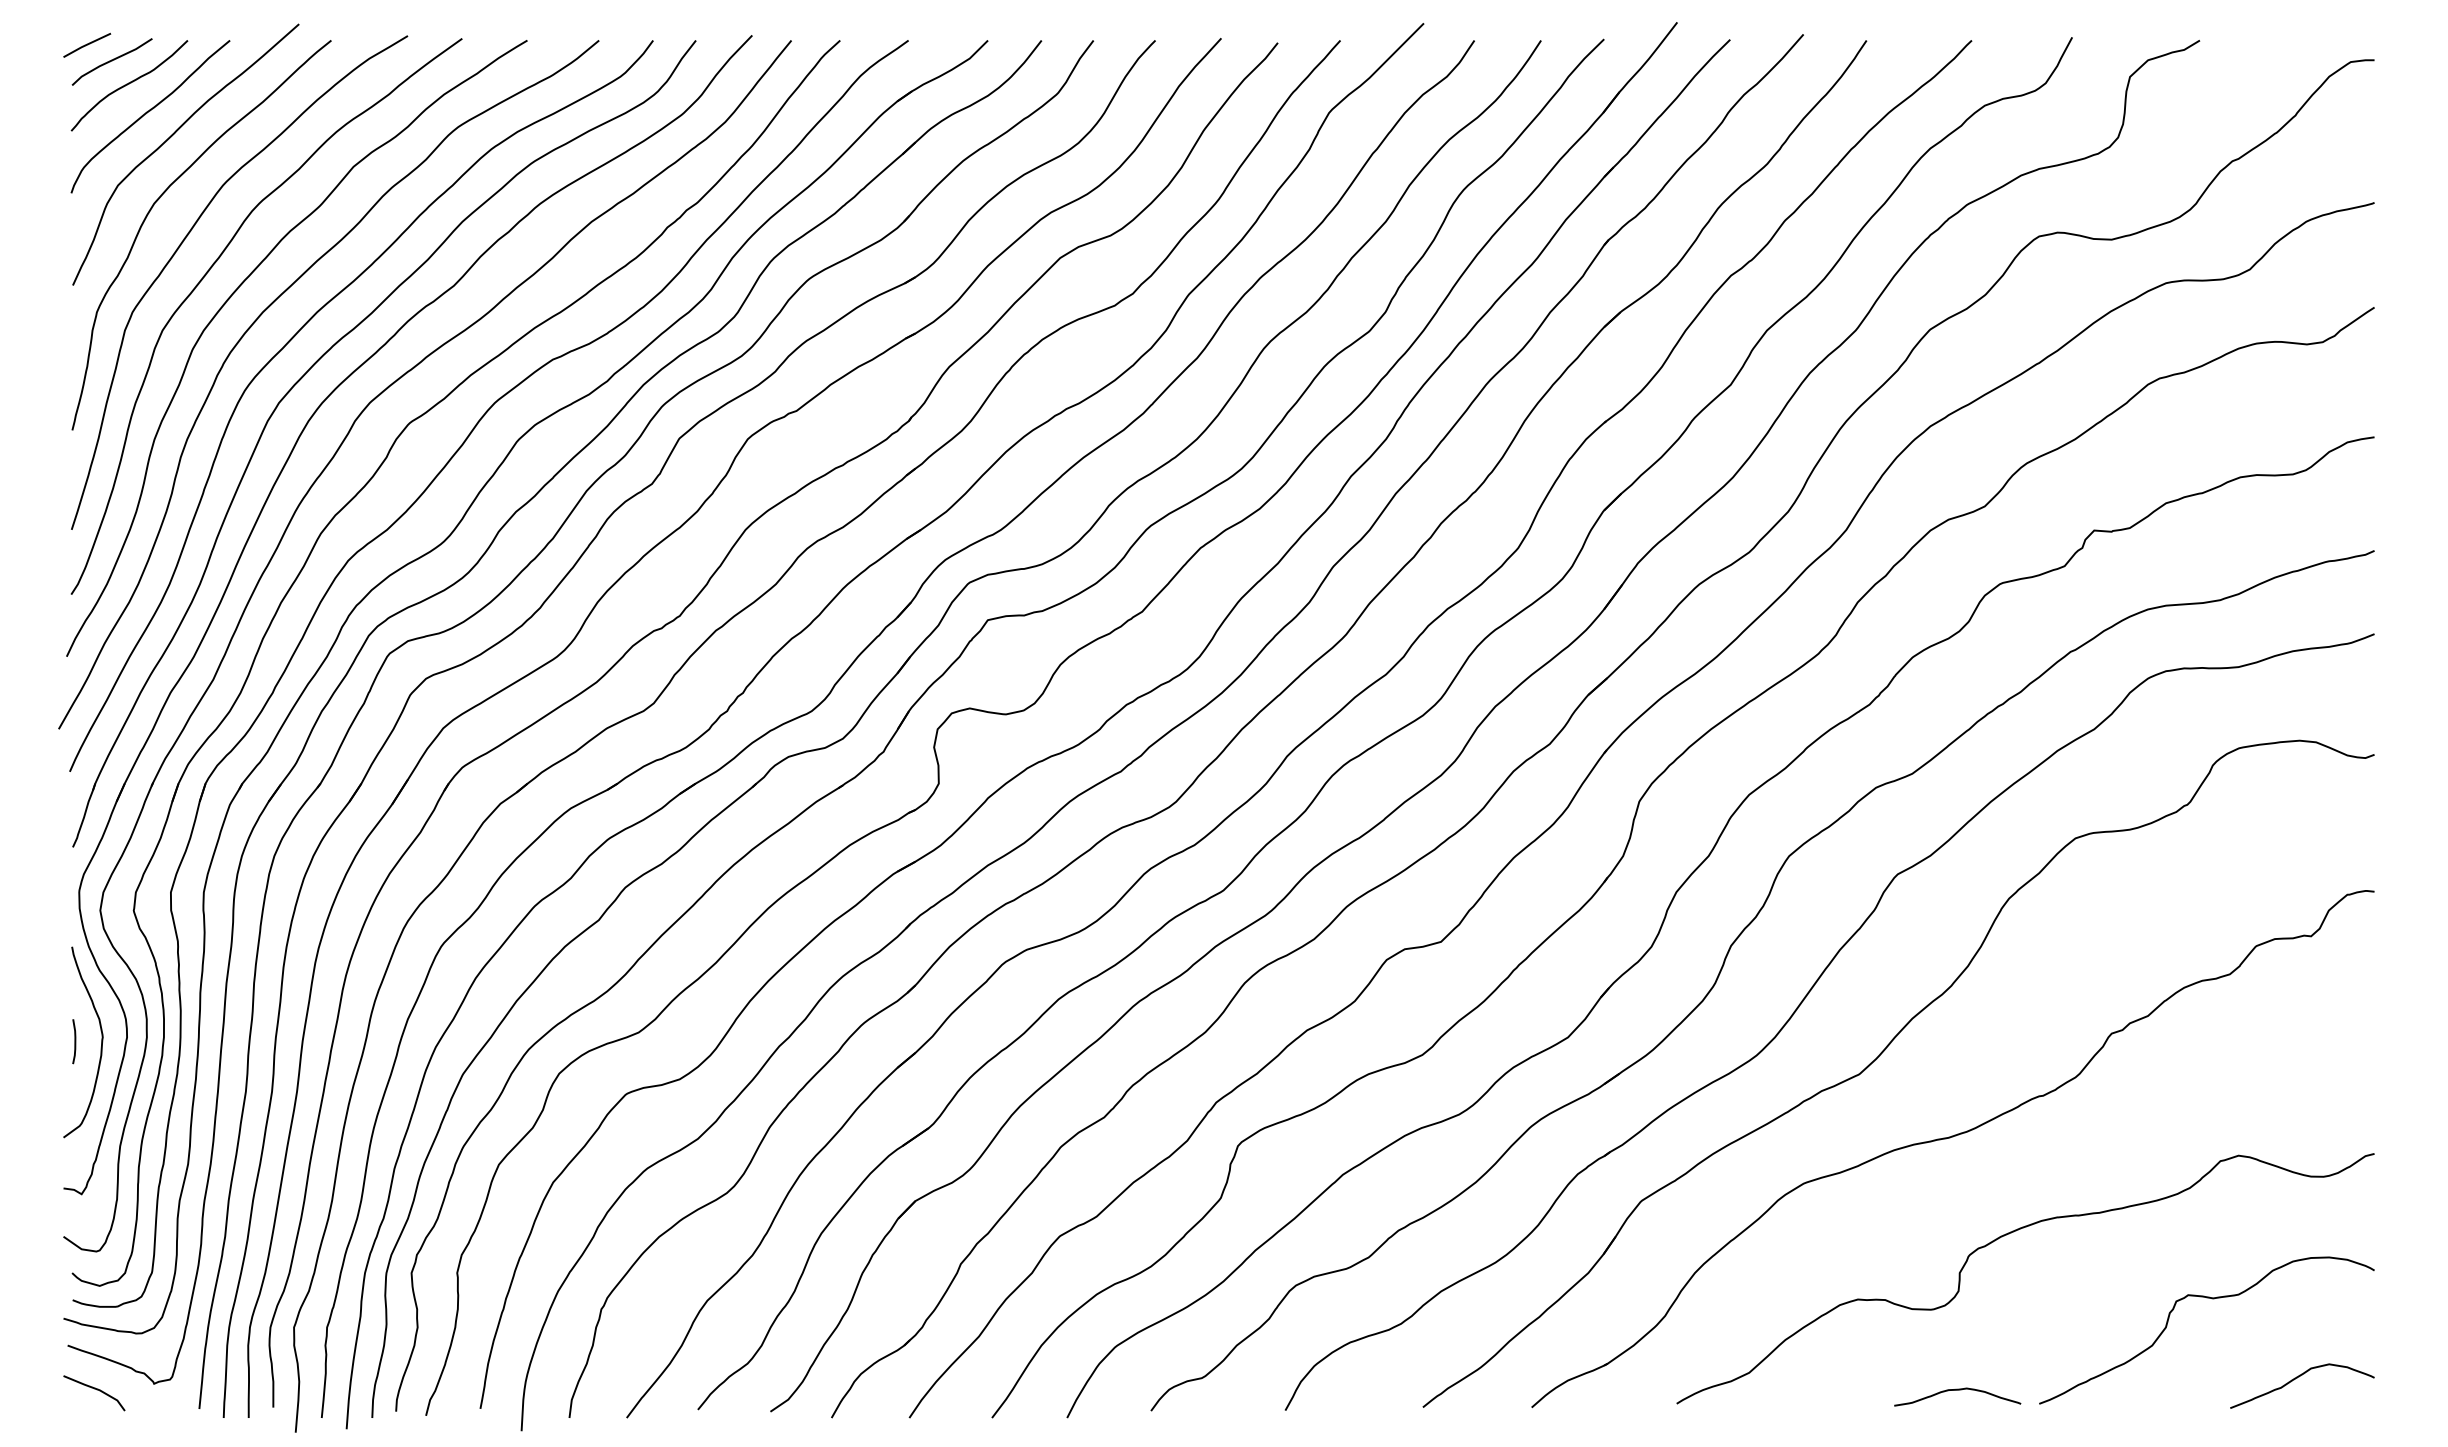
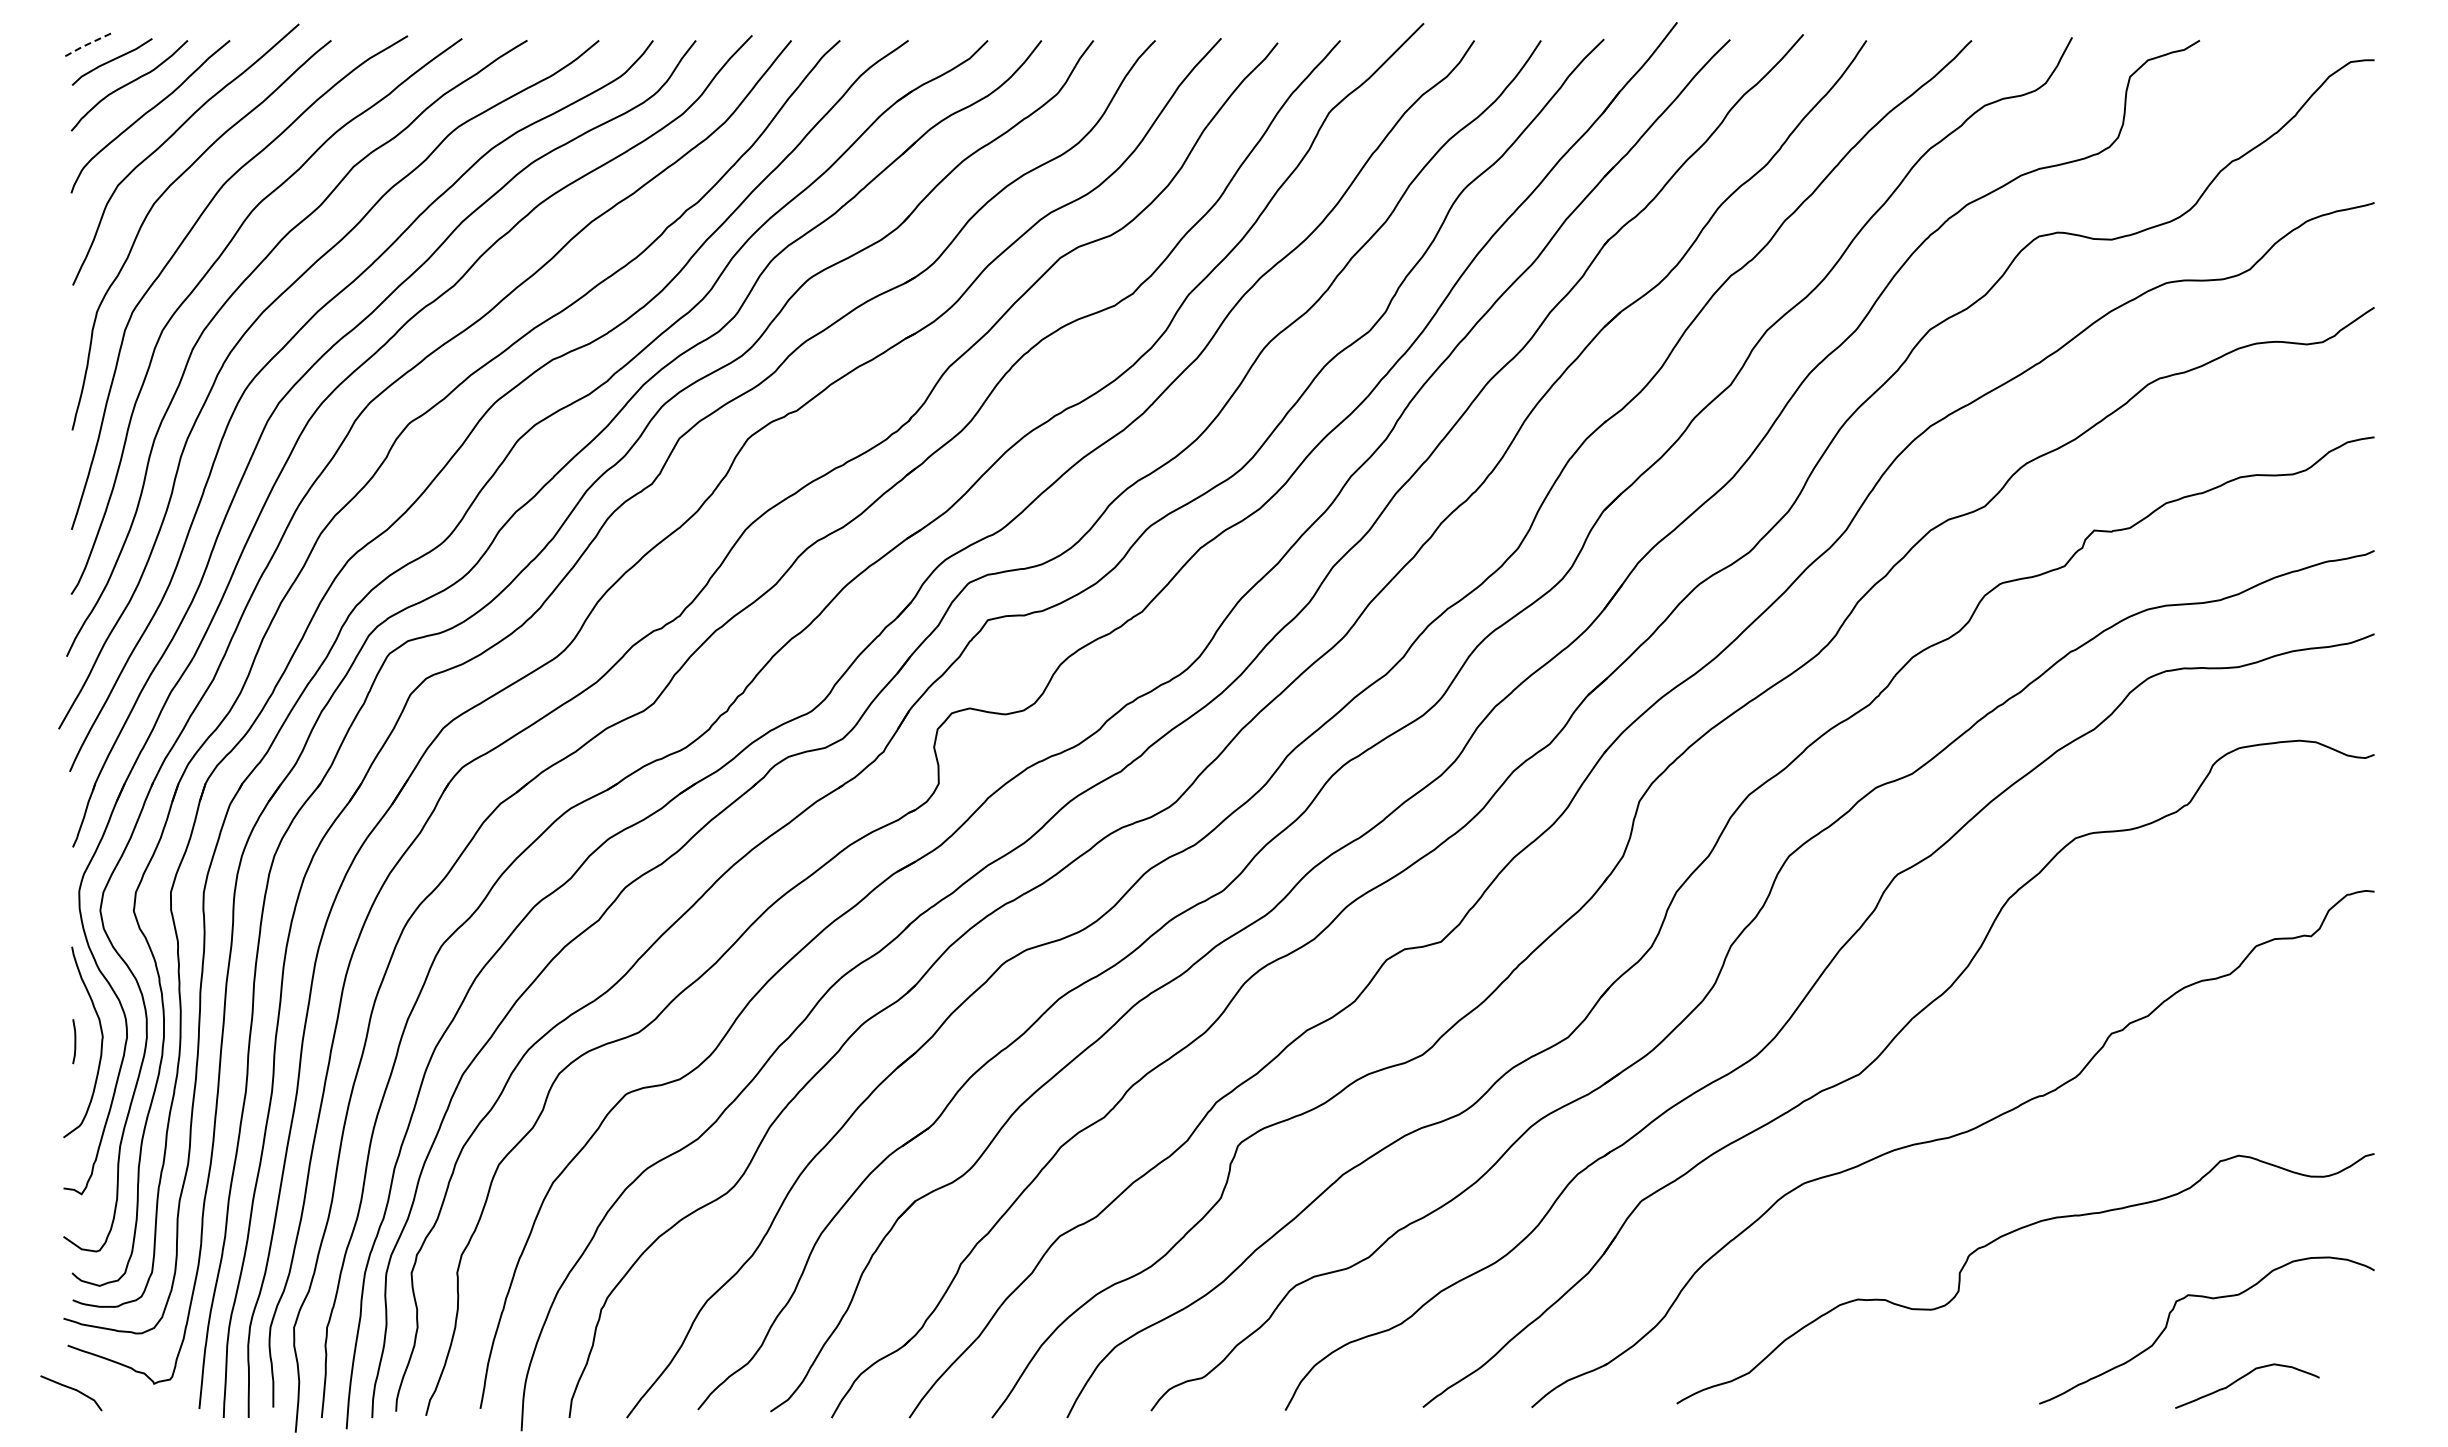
line: solid -> dashed (86, 45)
curve position: (2299, 1377) -> (2244, 1377) (2244, 1377)
line position: (96, 1390) -> (73, 1390) (73, 1390)
curve: present -> none (1957, 1390)
